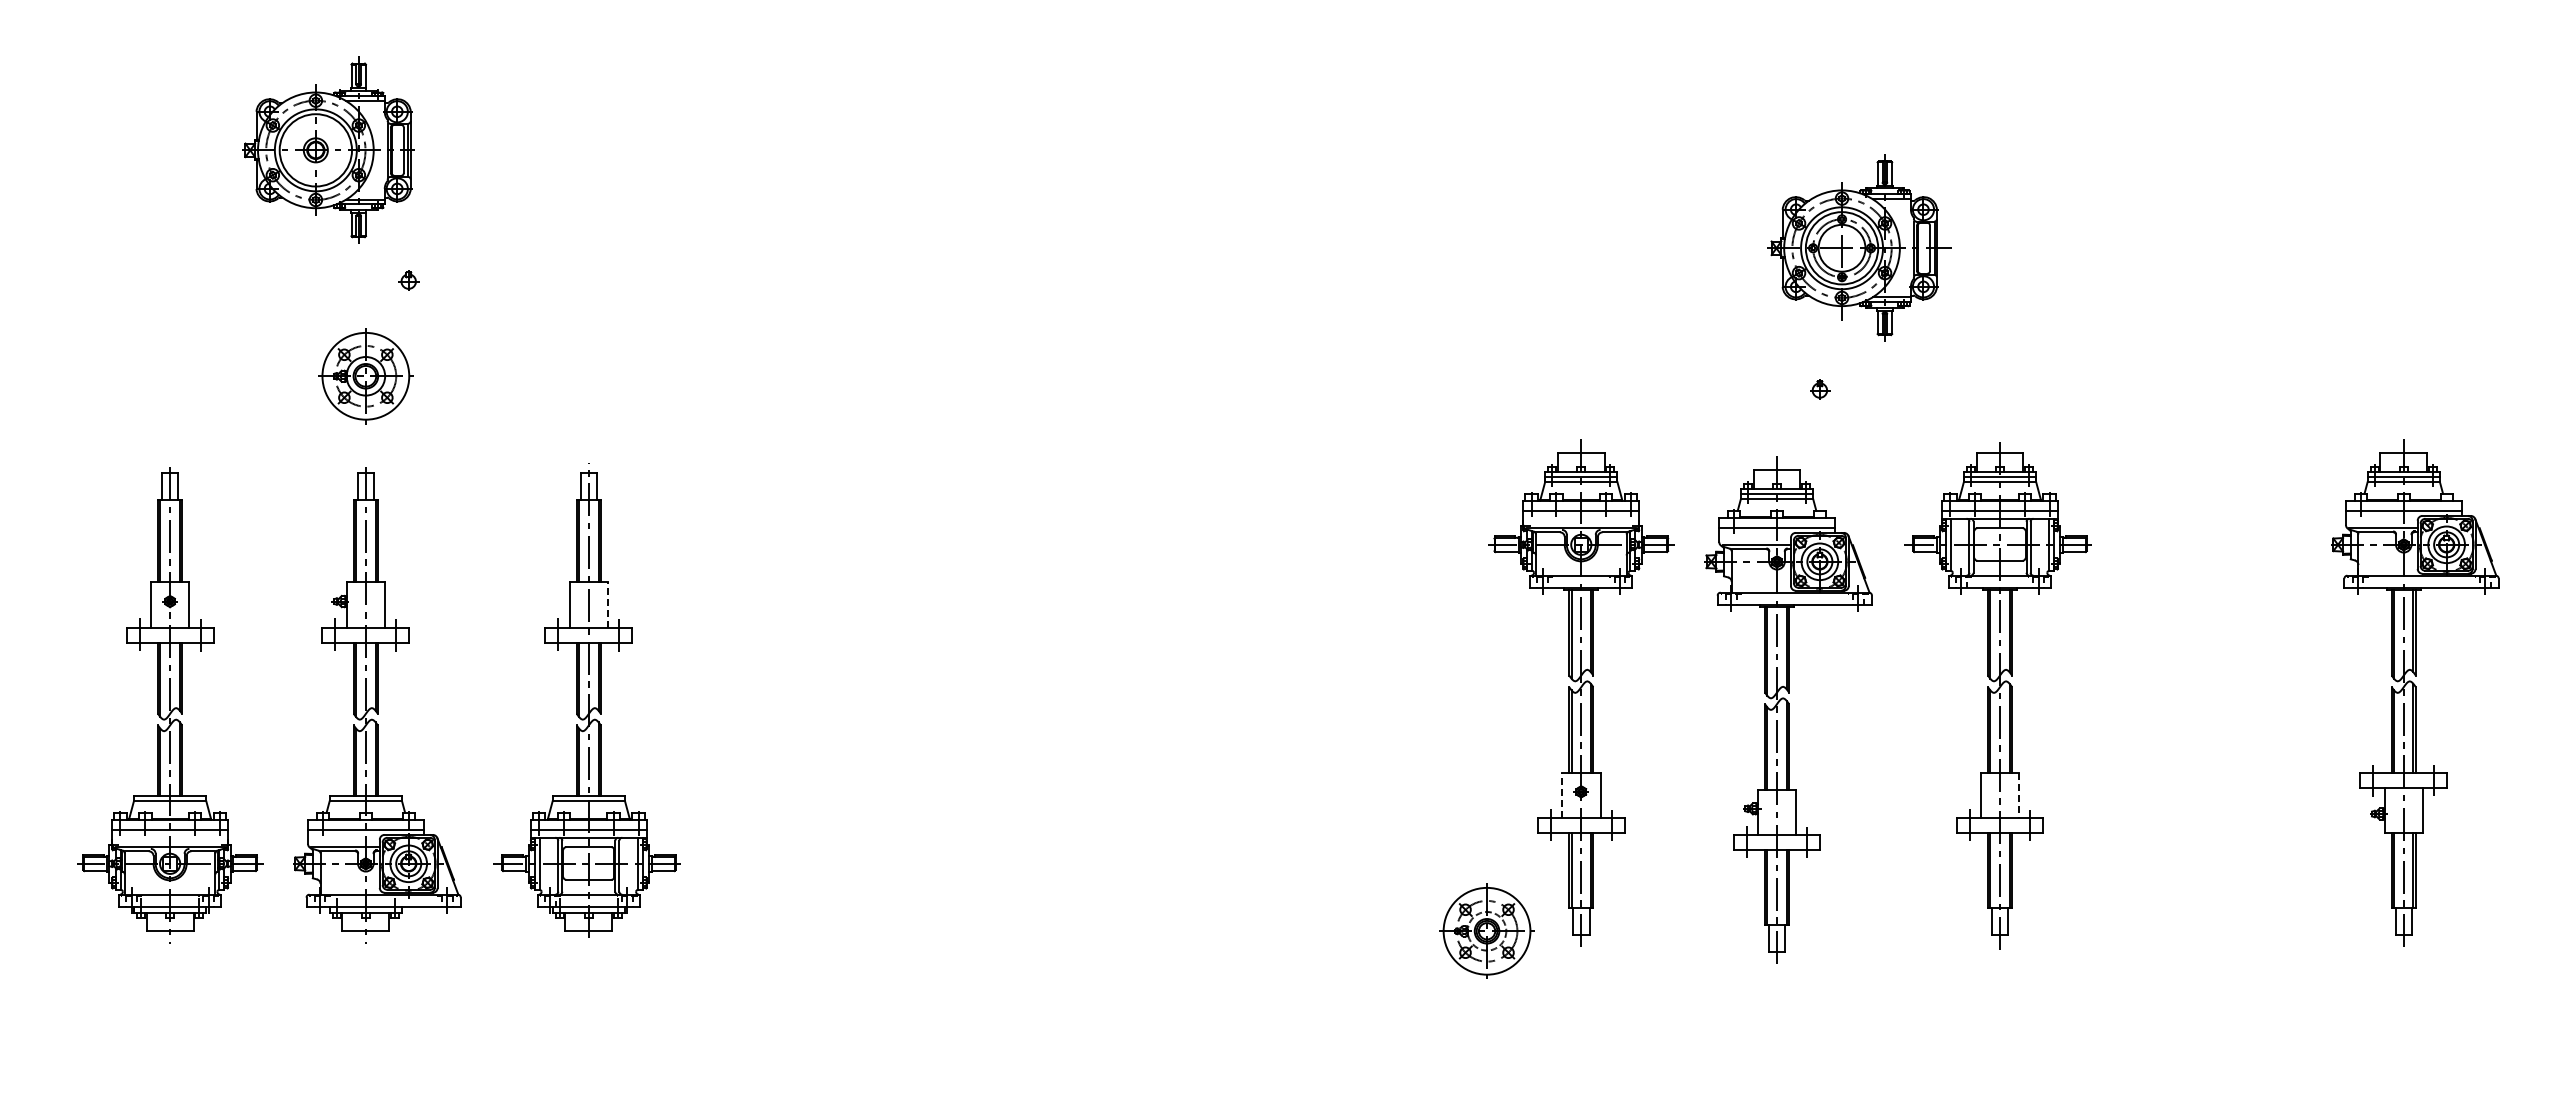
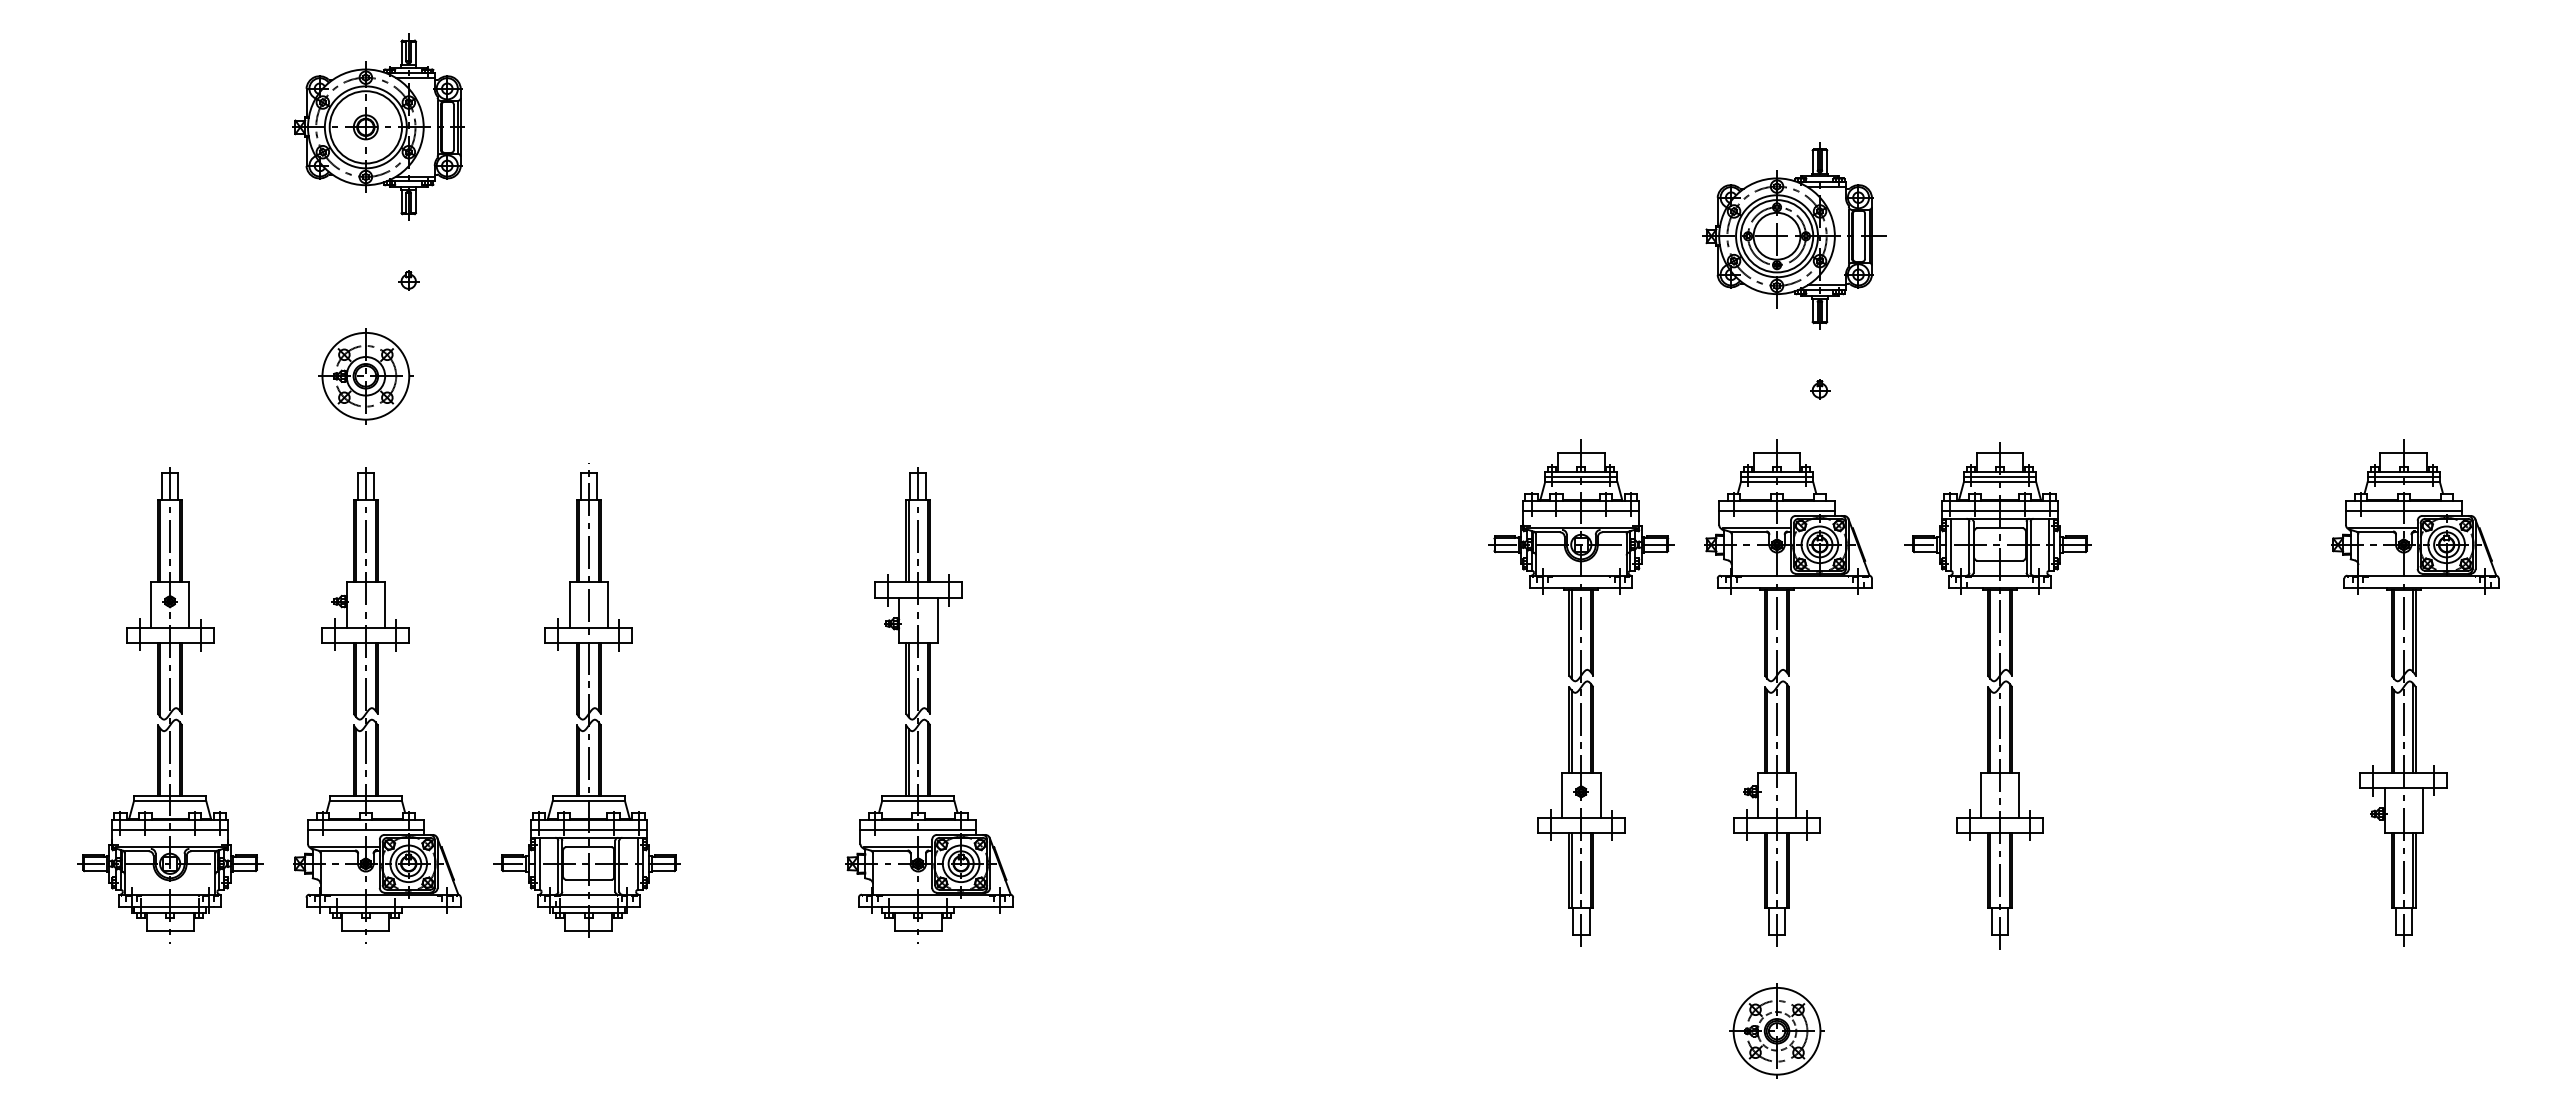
part position: (328, 149) -> (378, 126) (378, 126)
part position: (1859, 247) -> (1794, 235) (1794, 235)
line: dashed -> solid (608, 604)
part: none -> present (929, 705)
part position: (1788, 709) -> (1788, 692) (1788, 692)
line: dashed -> solid (1562, 795)
line: dashed -> solid (2019, 795)
part position: (1486, 930) -> (1776, 1030) (1776, 1030)
